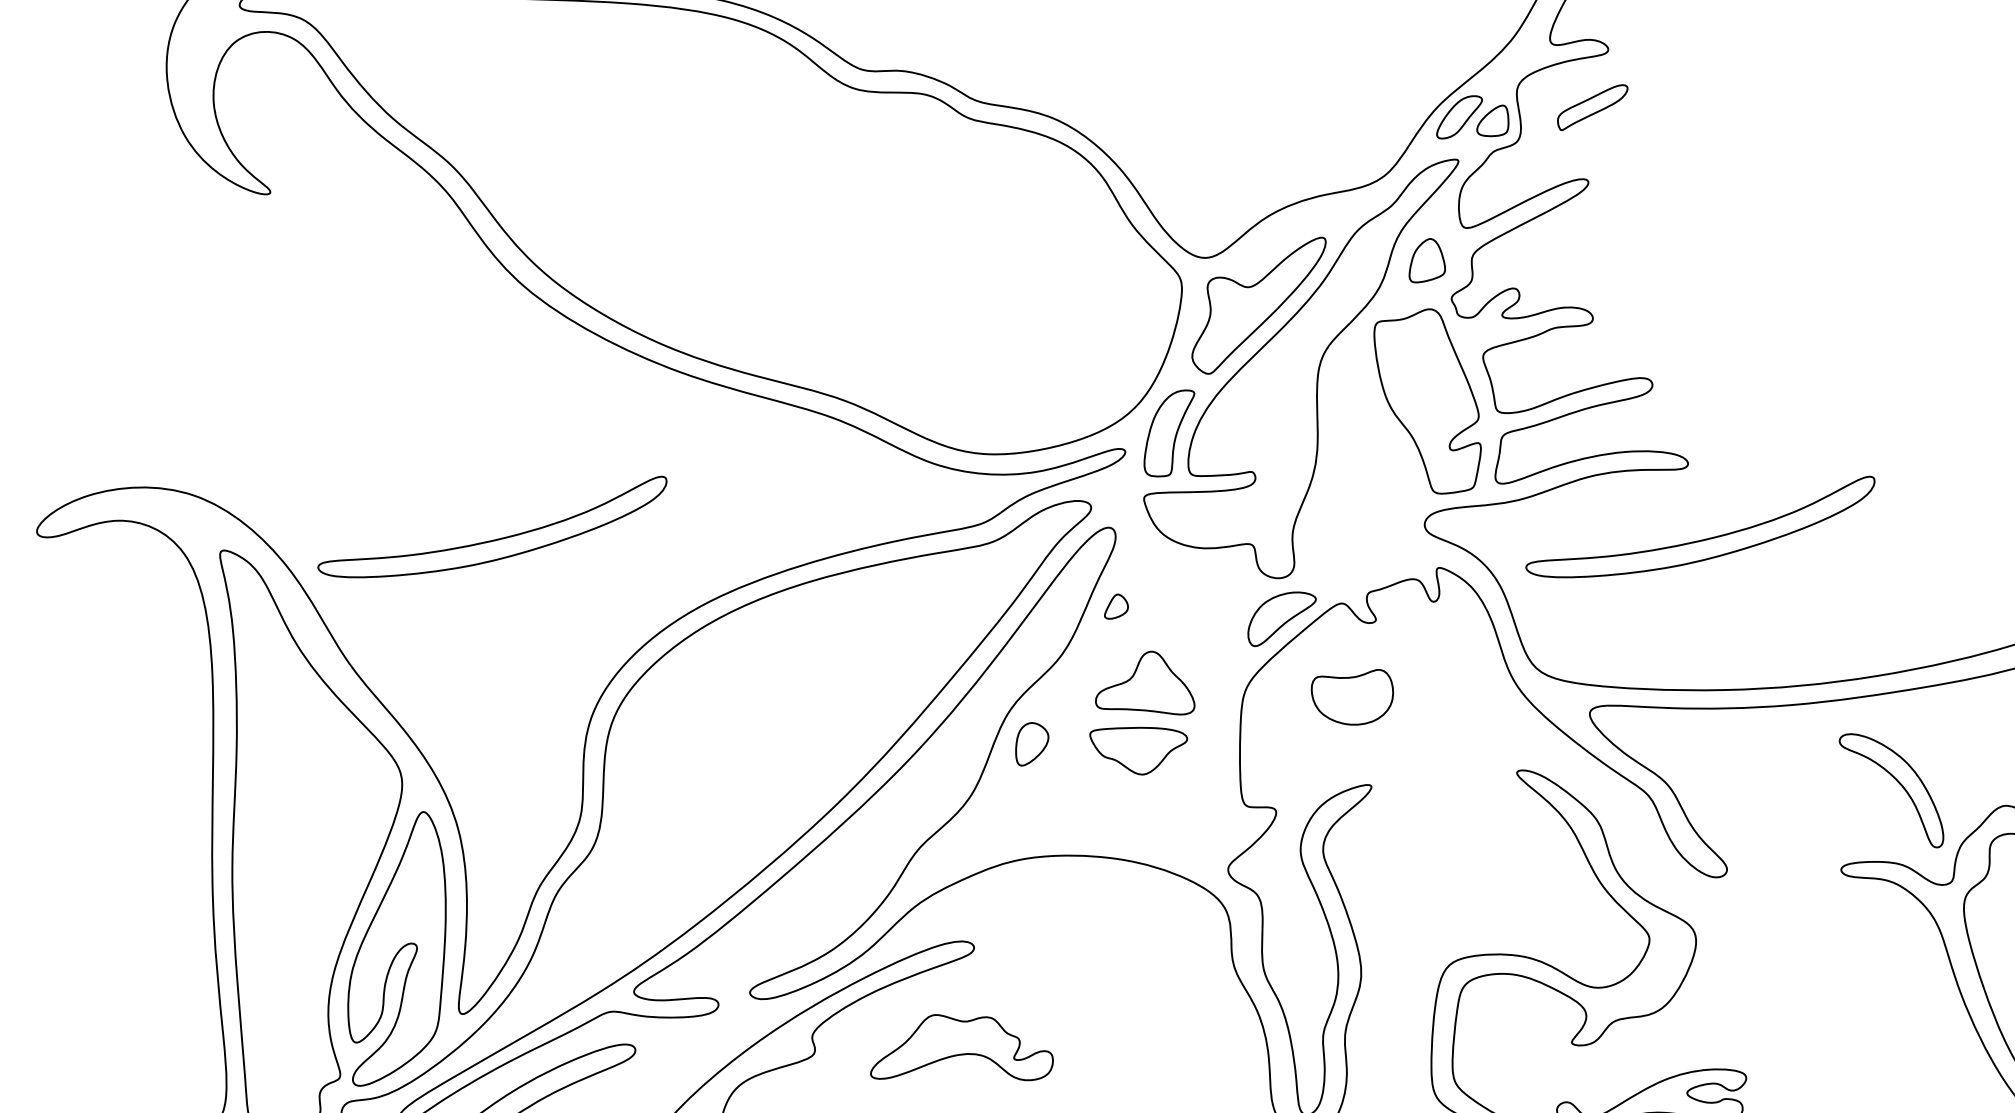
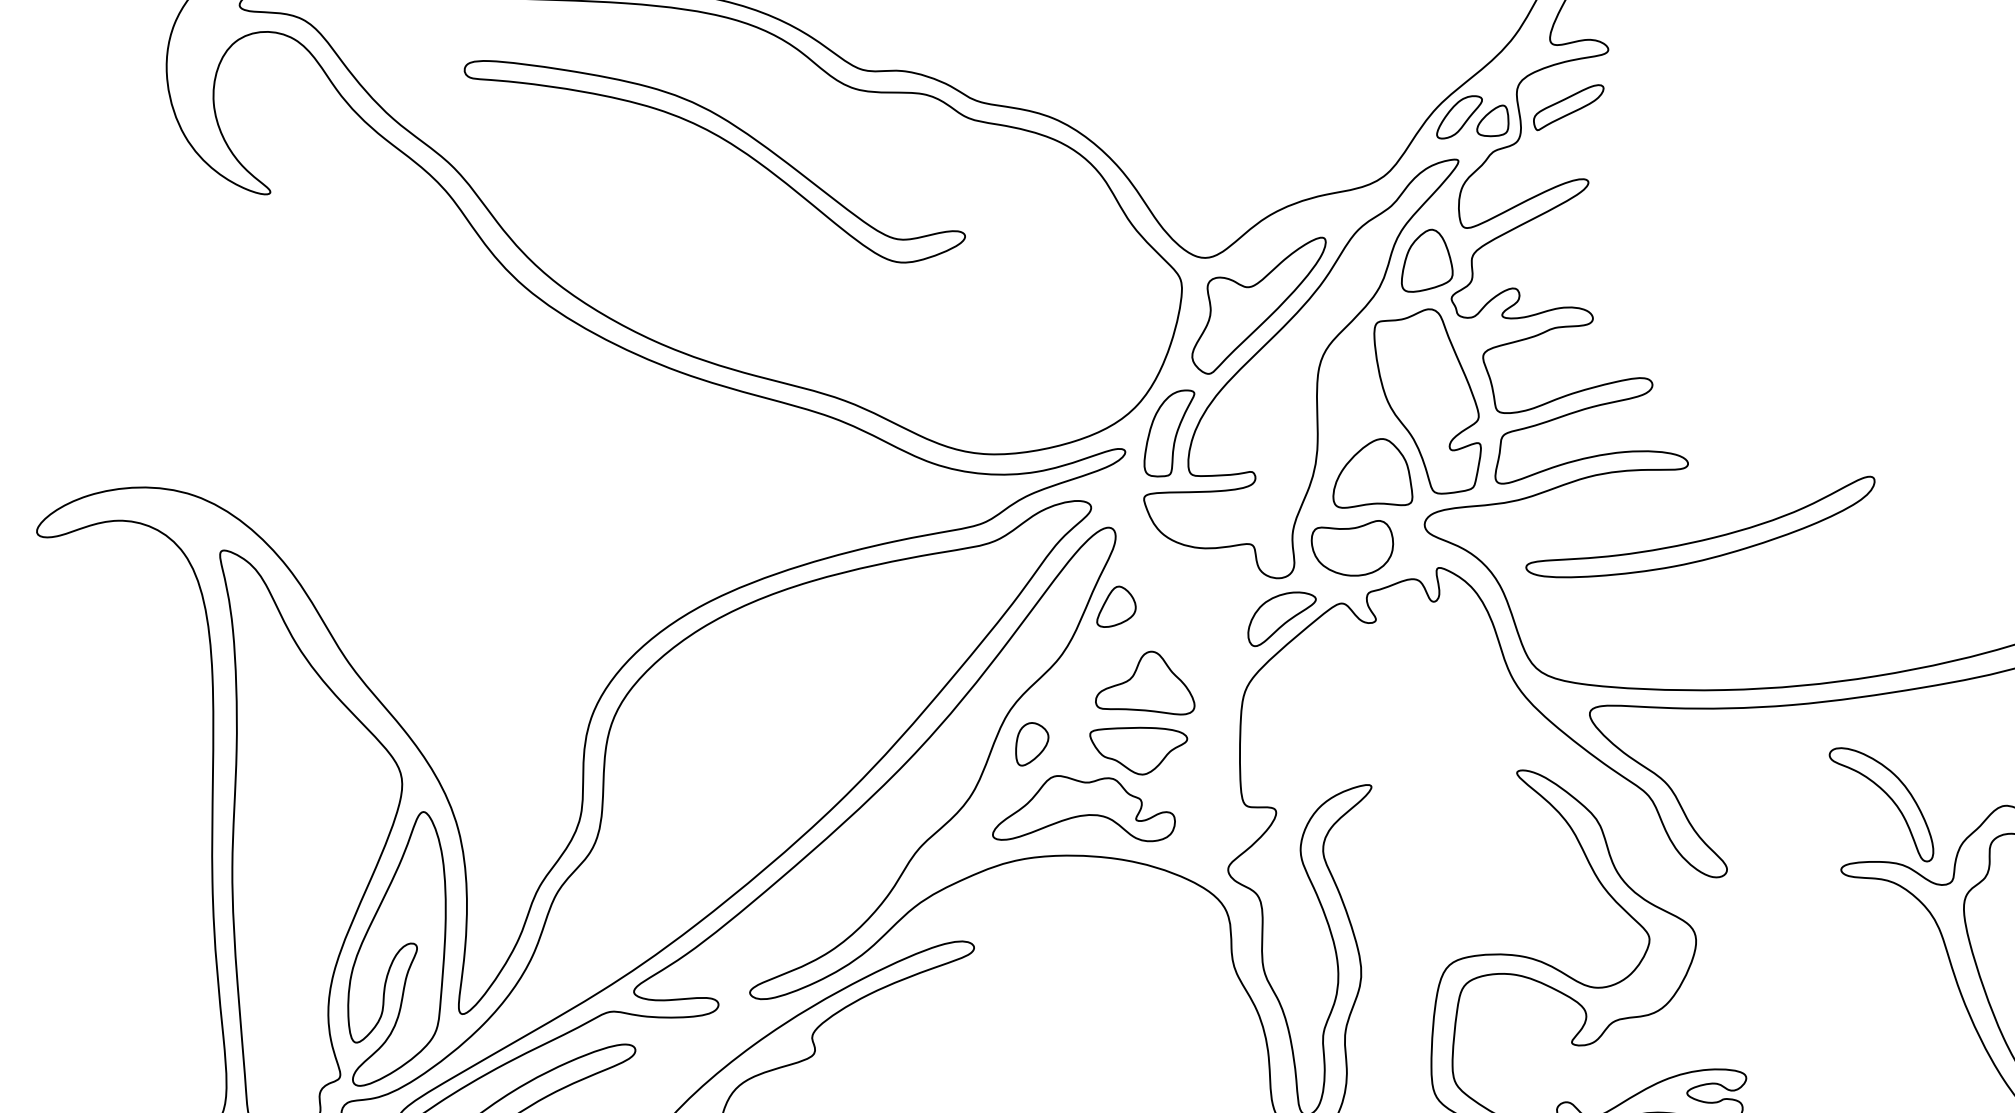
part position: (1592, 107) -> (1568, 107) (1568, 107)
part: none -> present (728, 143)
part size: 38x46 px -> 53x65 px (1427, 260)
part: none -> present (1372, 473)
part: present -> none (497, 538)
part size: 25x27 px -> 41x43 px (1116, 606)
part position: (1352, 697) -> (1352, 548) (1352, 548)
part position: (1898, 783) -> (1888, 797) (1888, 797)
part position: (961, 1047) -> (1083, 808) (1083, 808)
